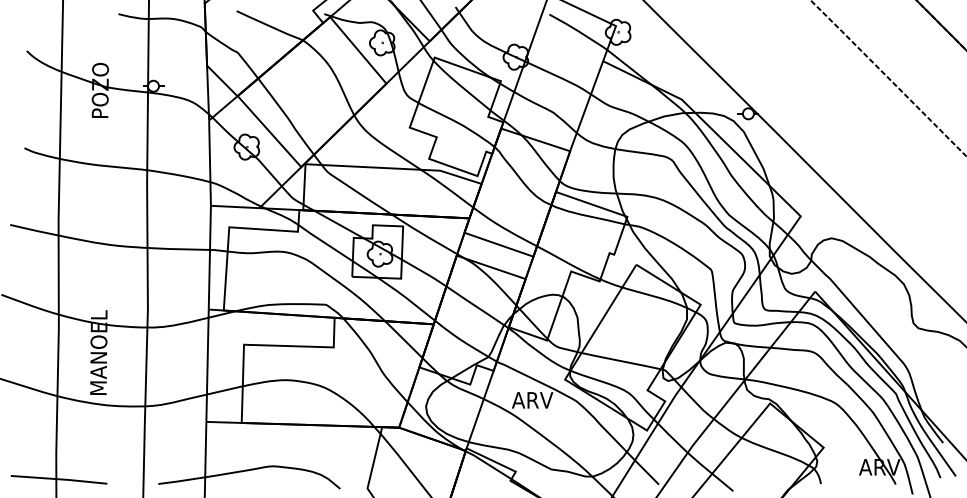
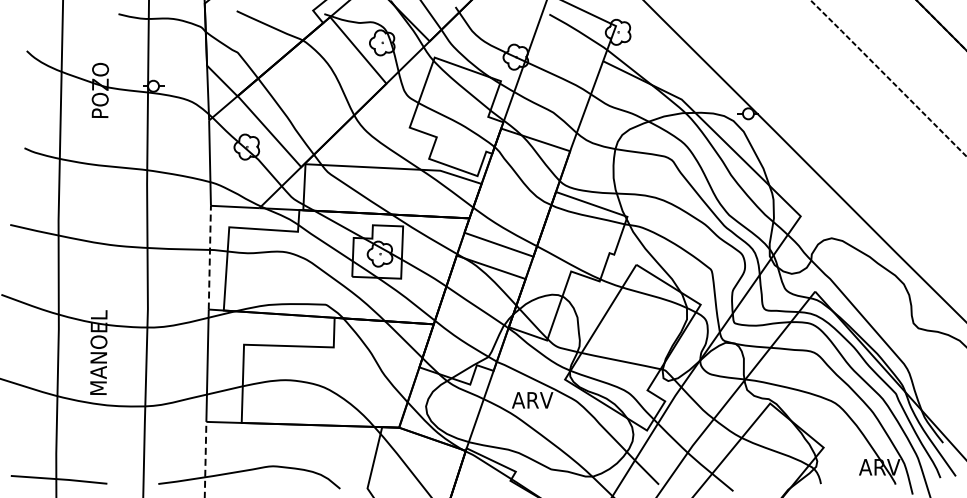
line: solid -> dashed (209, 257)
line: solid -> dashed (205, 459)
